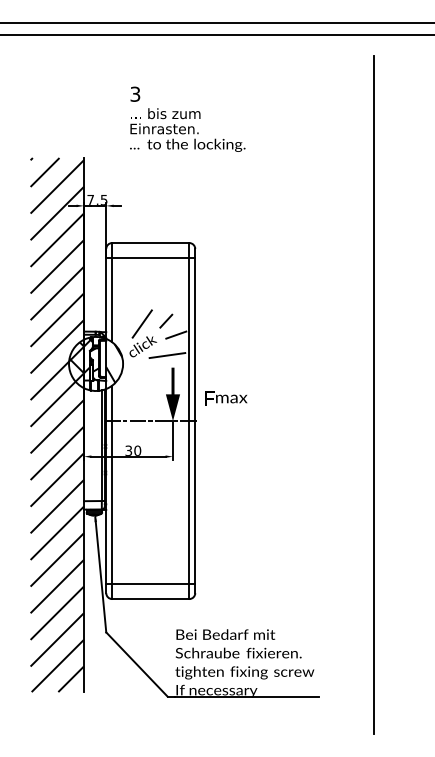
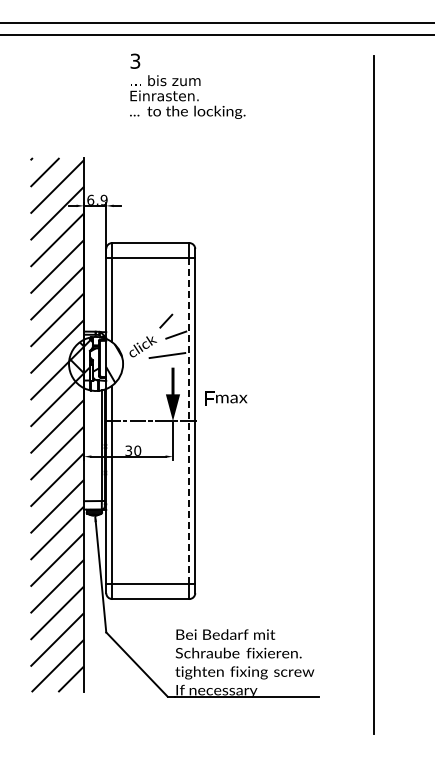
text position: (187, 118) -> (187, 85) (187, 85)
text: 7,5 -> 6,9 (97, 199)
line: present -> none (141, 323)
line: solid -> dashed (189, 421)
